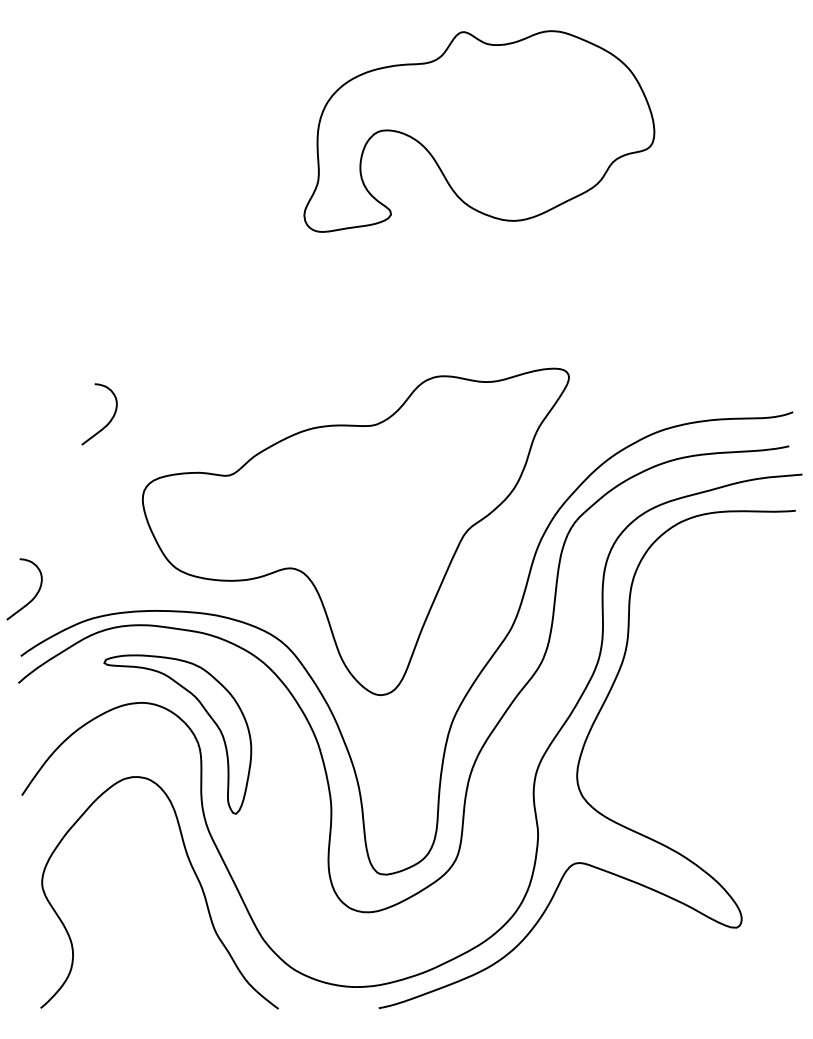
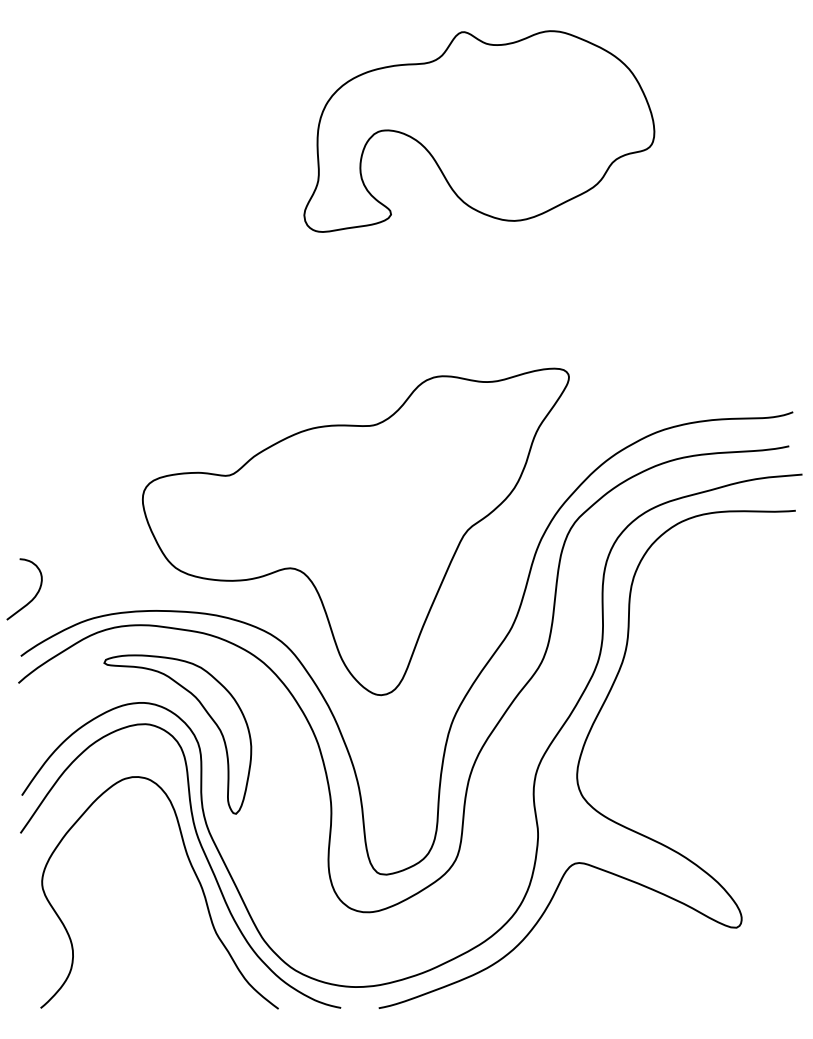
curve: present -> none (108, 422)
curve: none -> present (203, 853)
